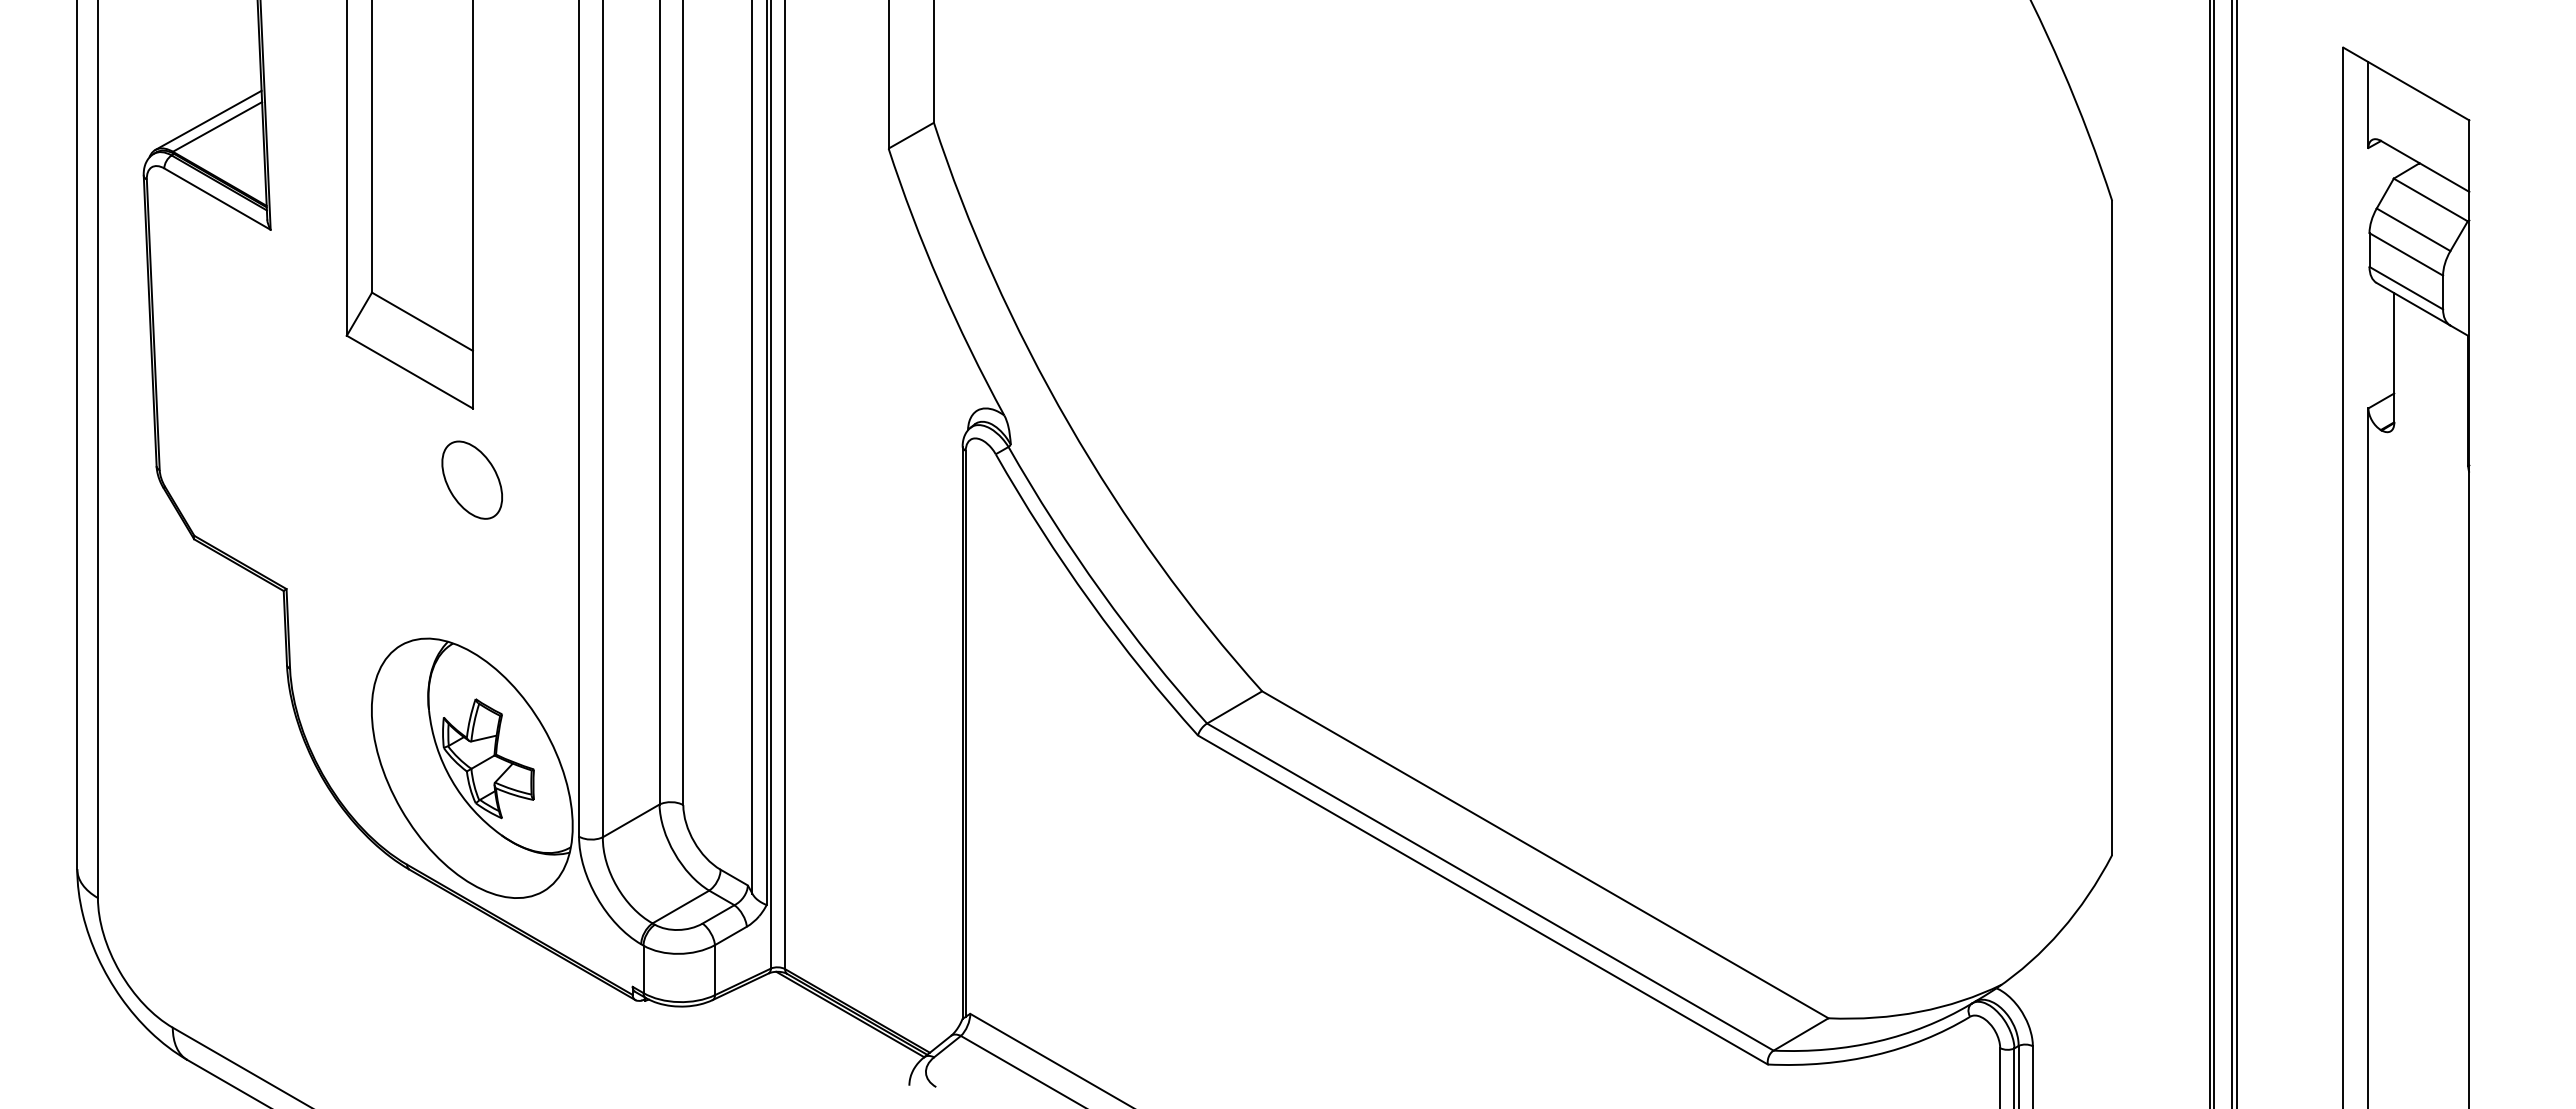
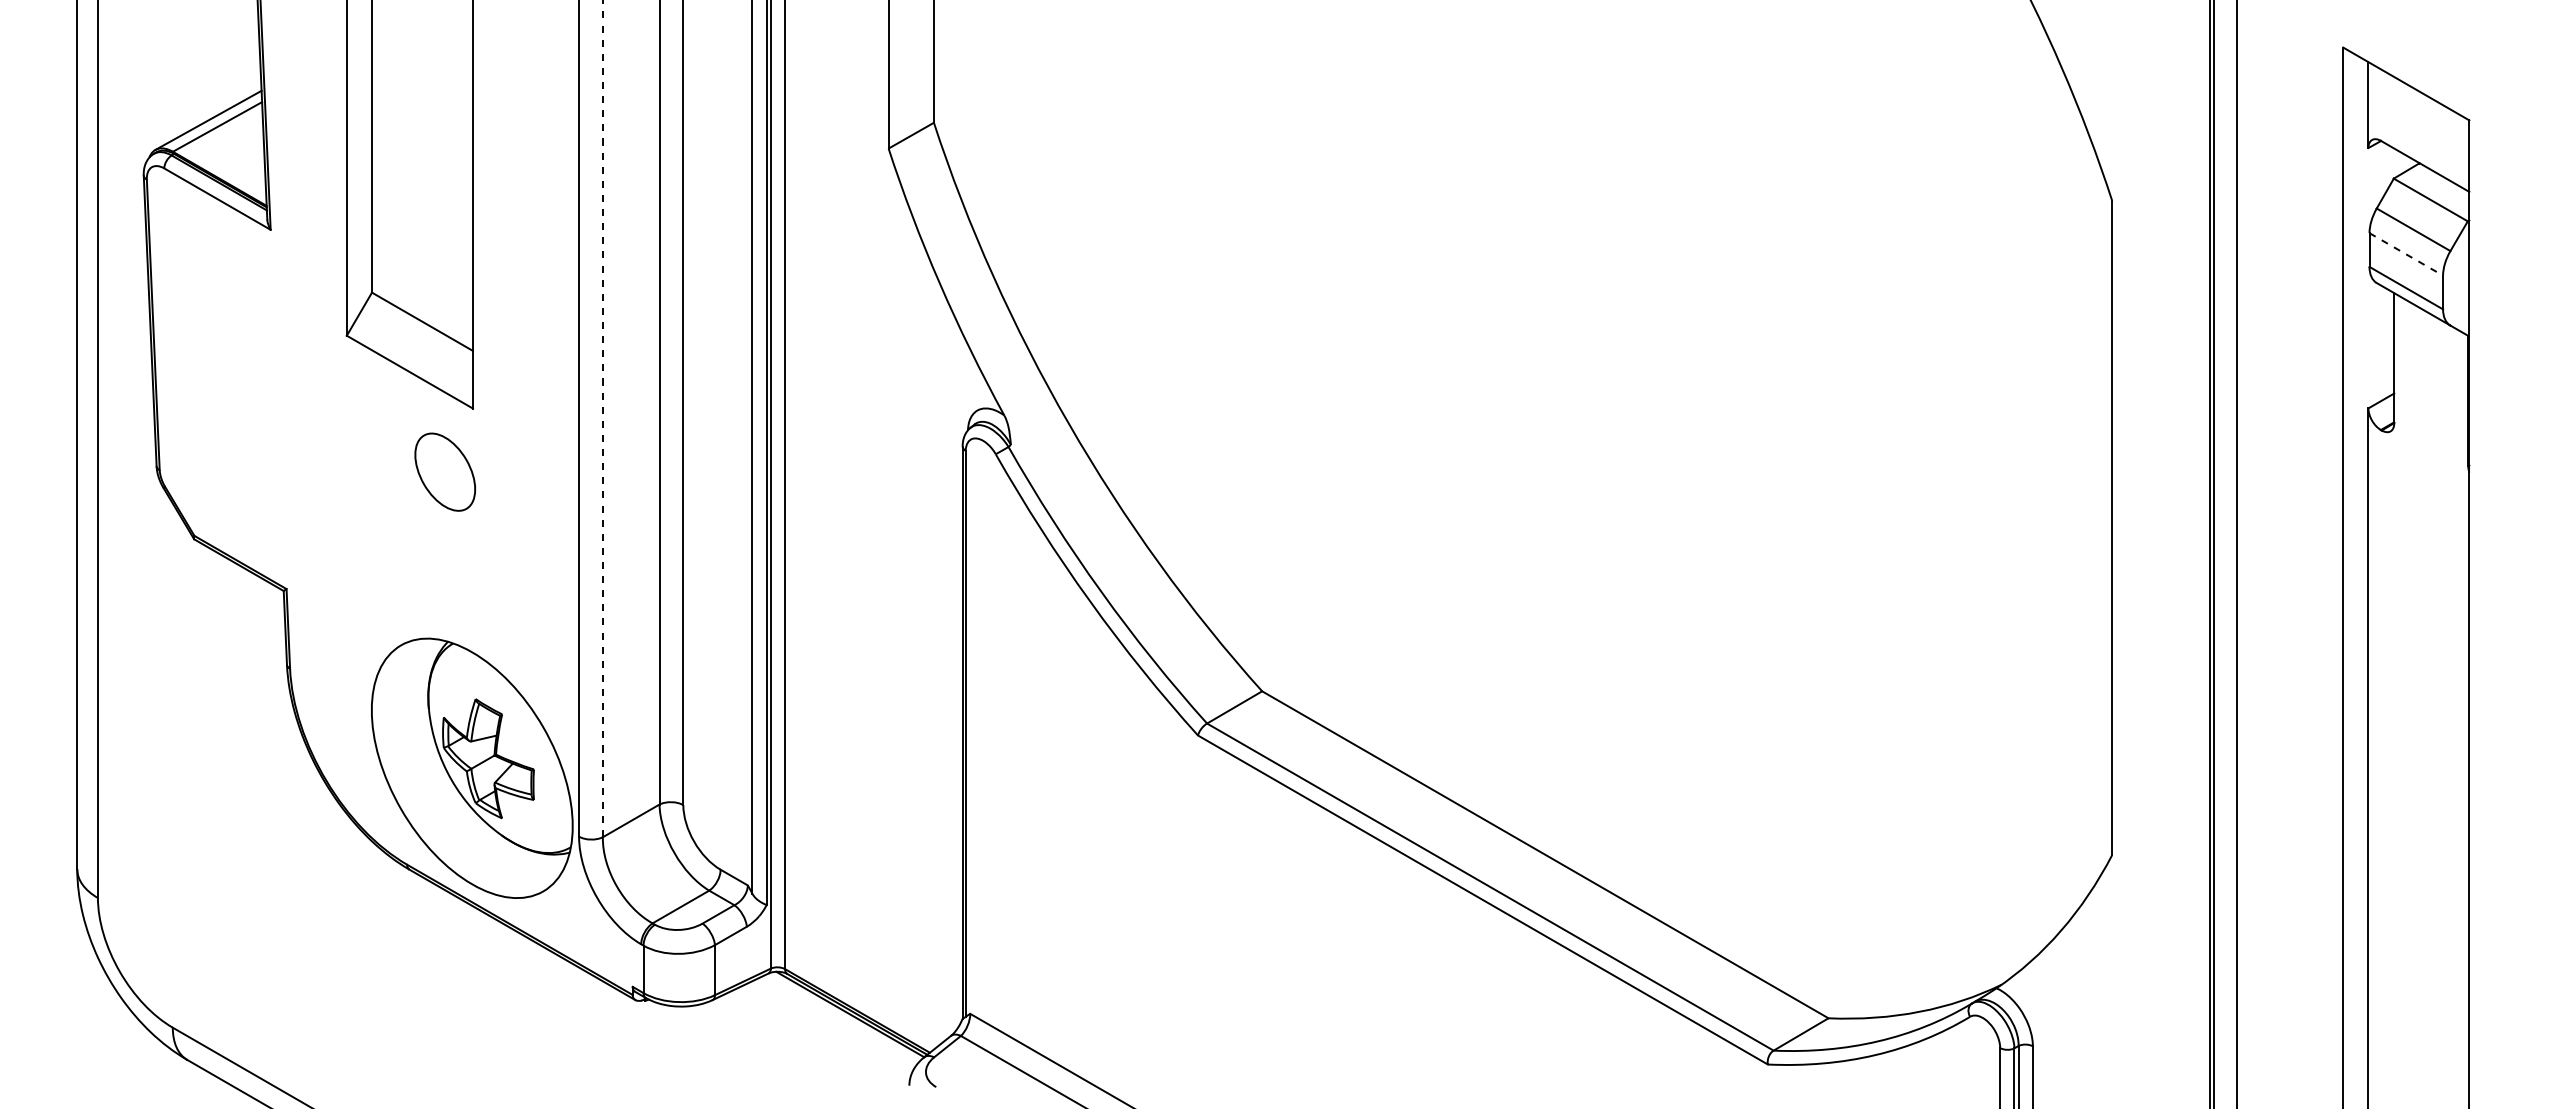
line: solid -> dashed (2406, 254)
line: solid -> dashed (602, 418)
part position: (471, 479) -> (444, 471) (444, 471)
line: present -> none (2231, 553)
